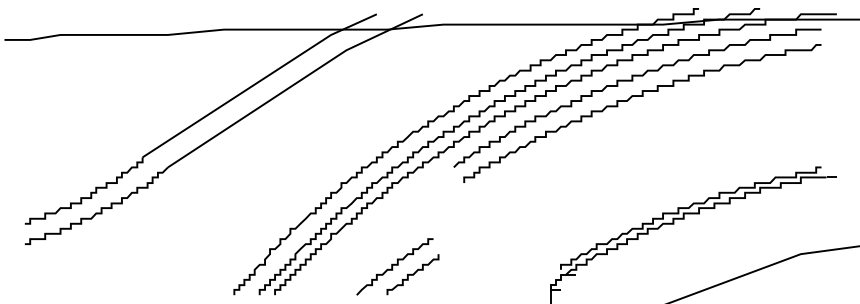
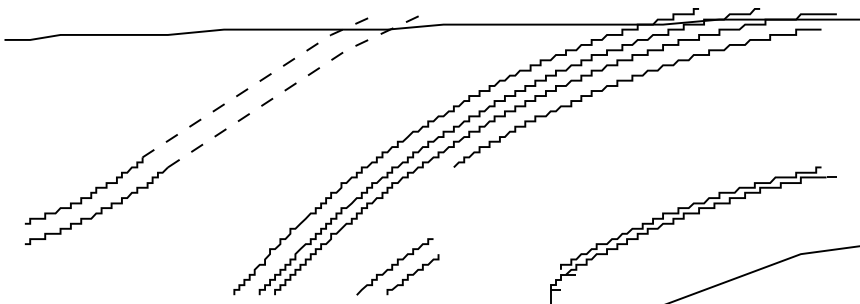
line: solid -> dashed (259, 81)
line: solid -> dashed (293, 85)
curve: present -> none (642, 96)
